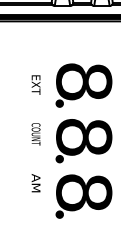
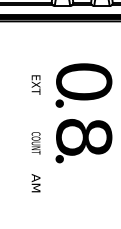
text: 8 -> 0 (84, 81)
text position: (35, 134) -> (35, 143) (35, 143)
part: present -> none (83, 196)
